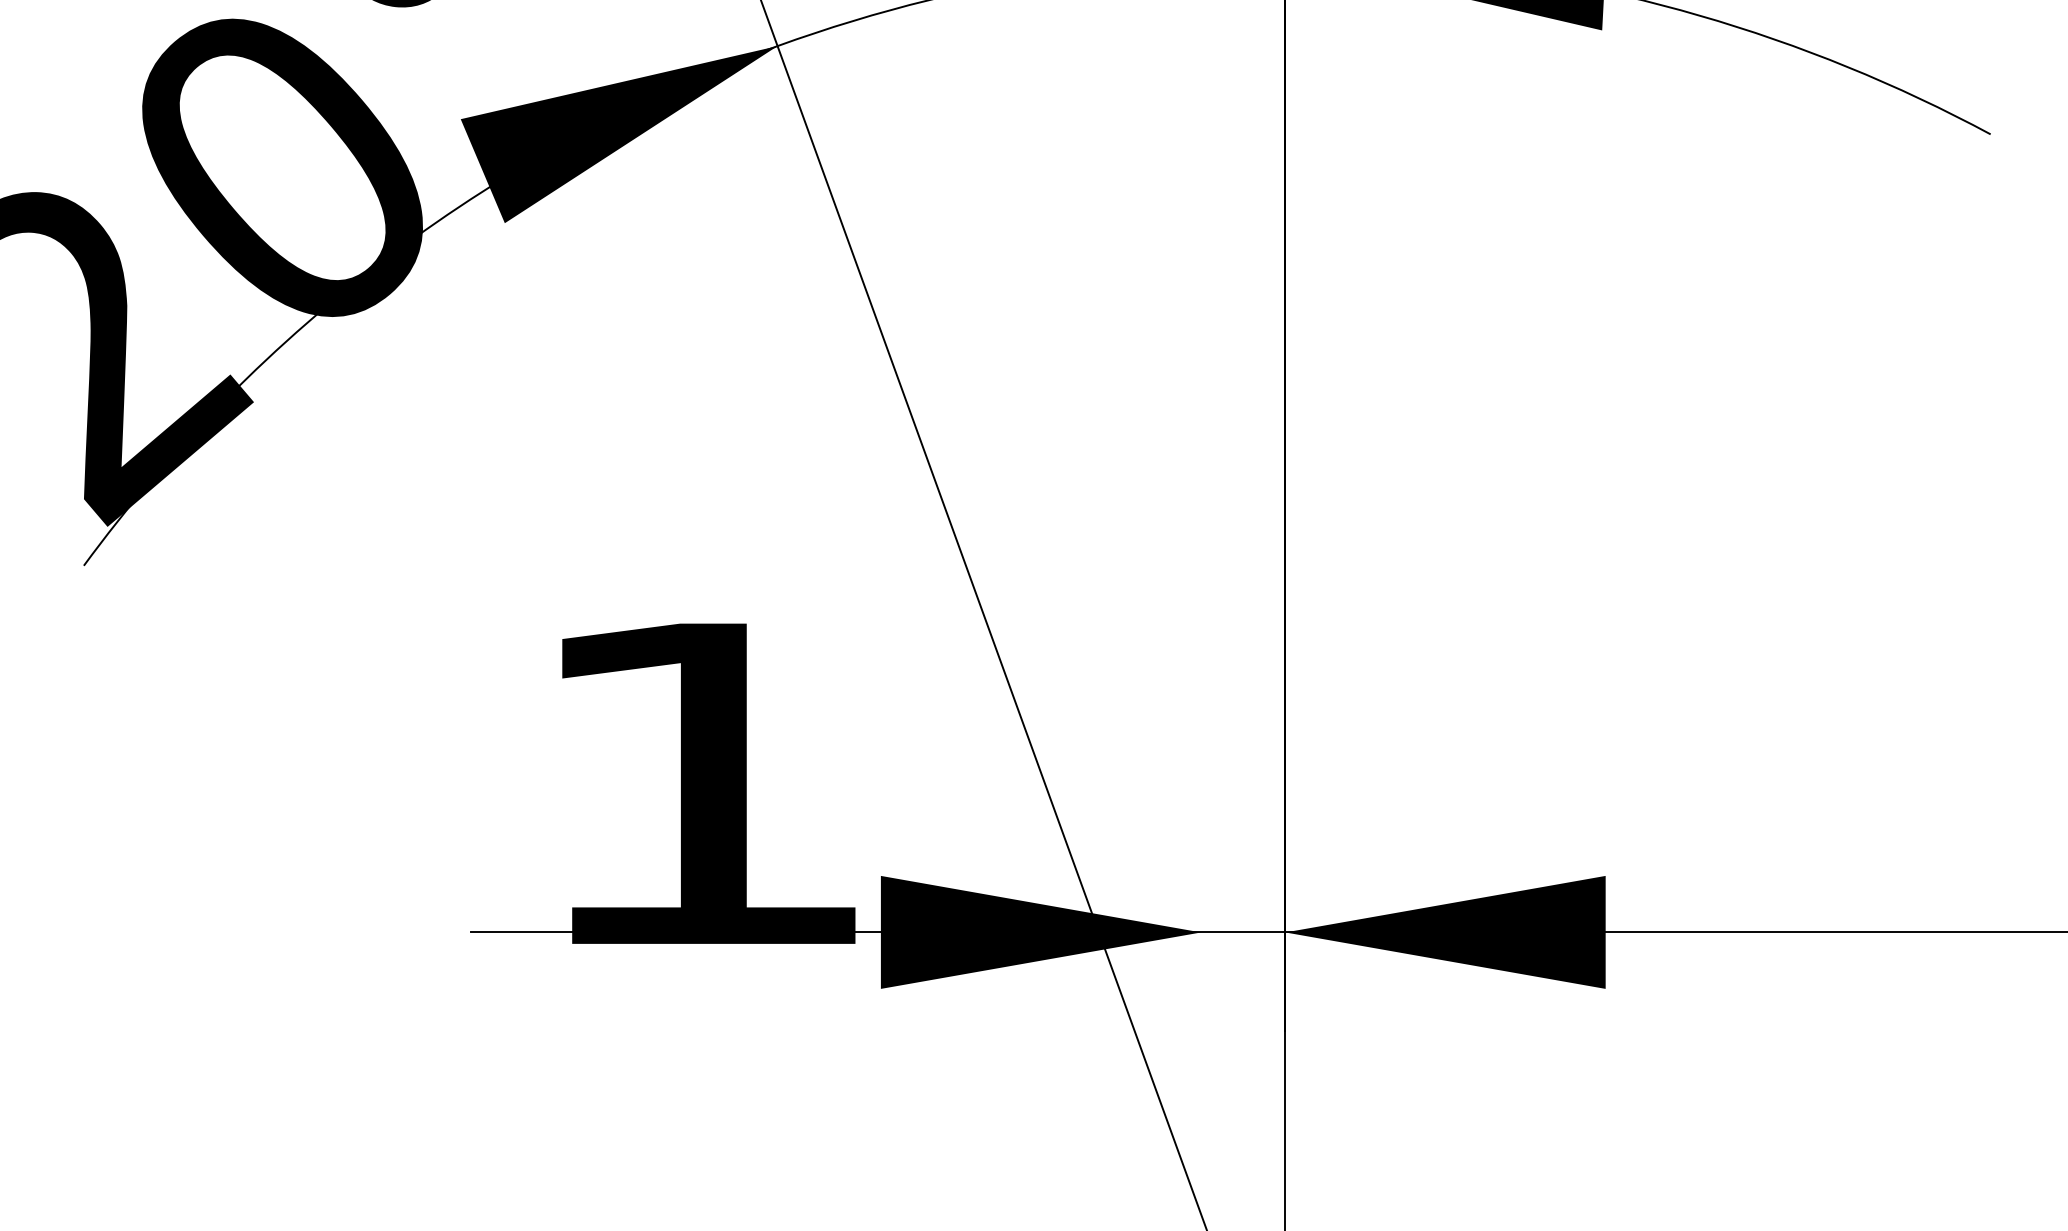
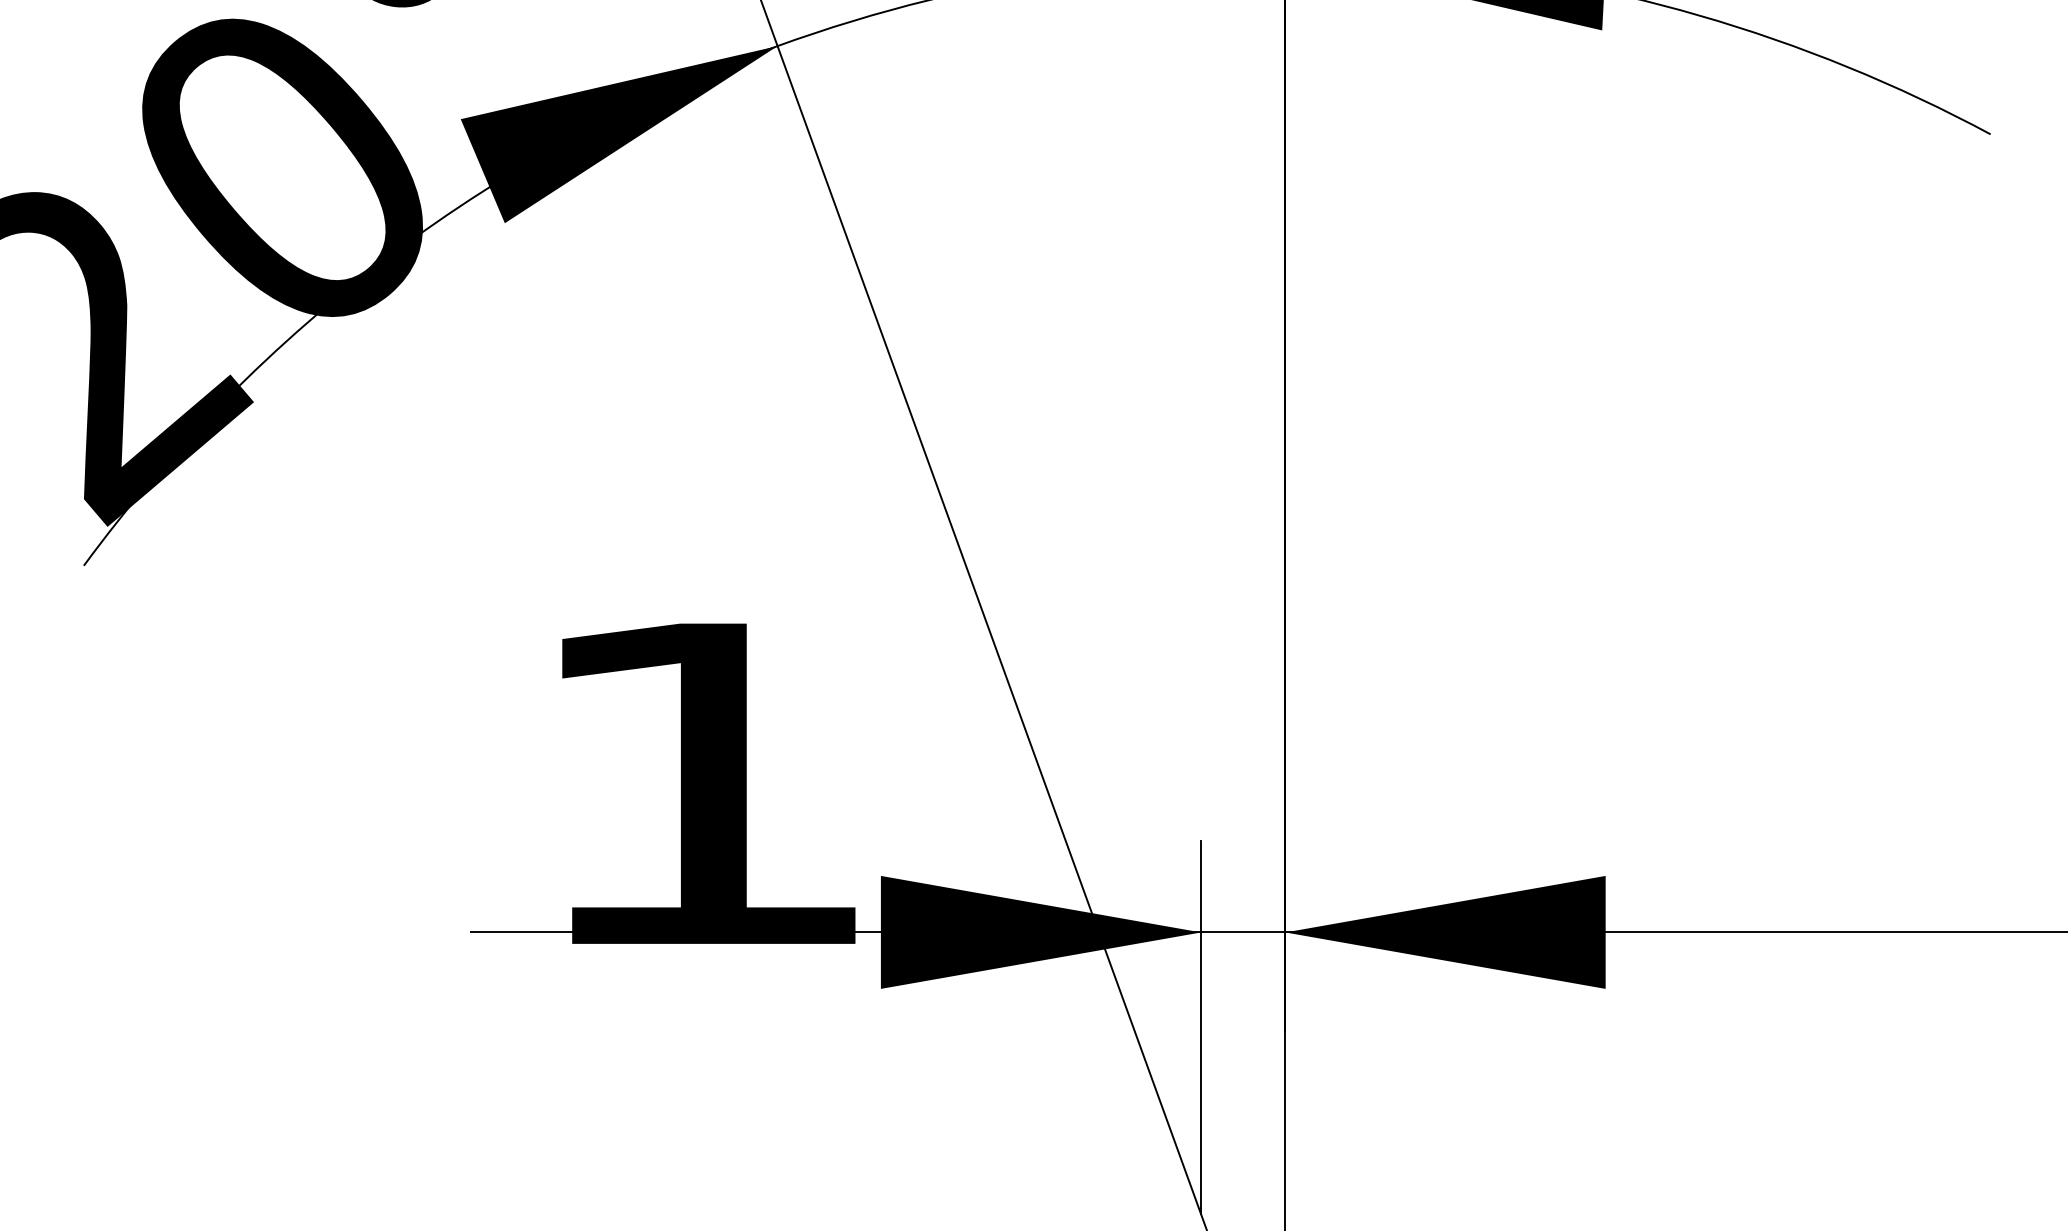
line: none -> present (1201, 1026)
